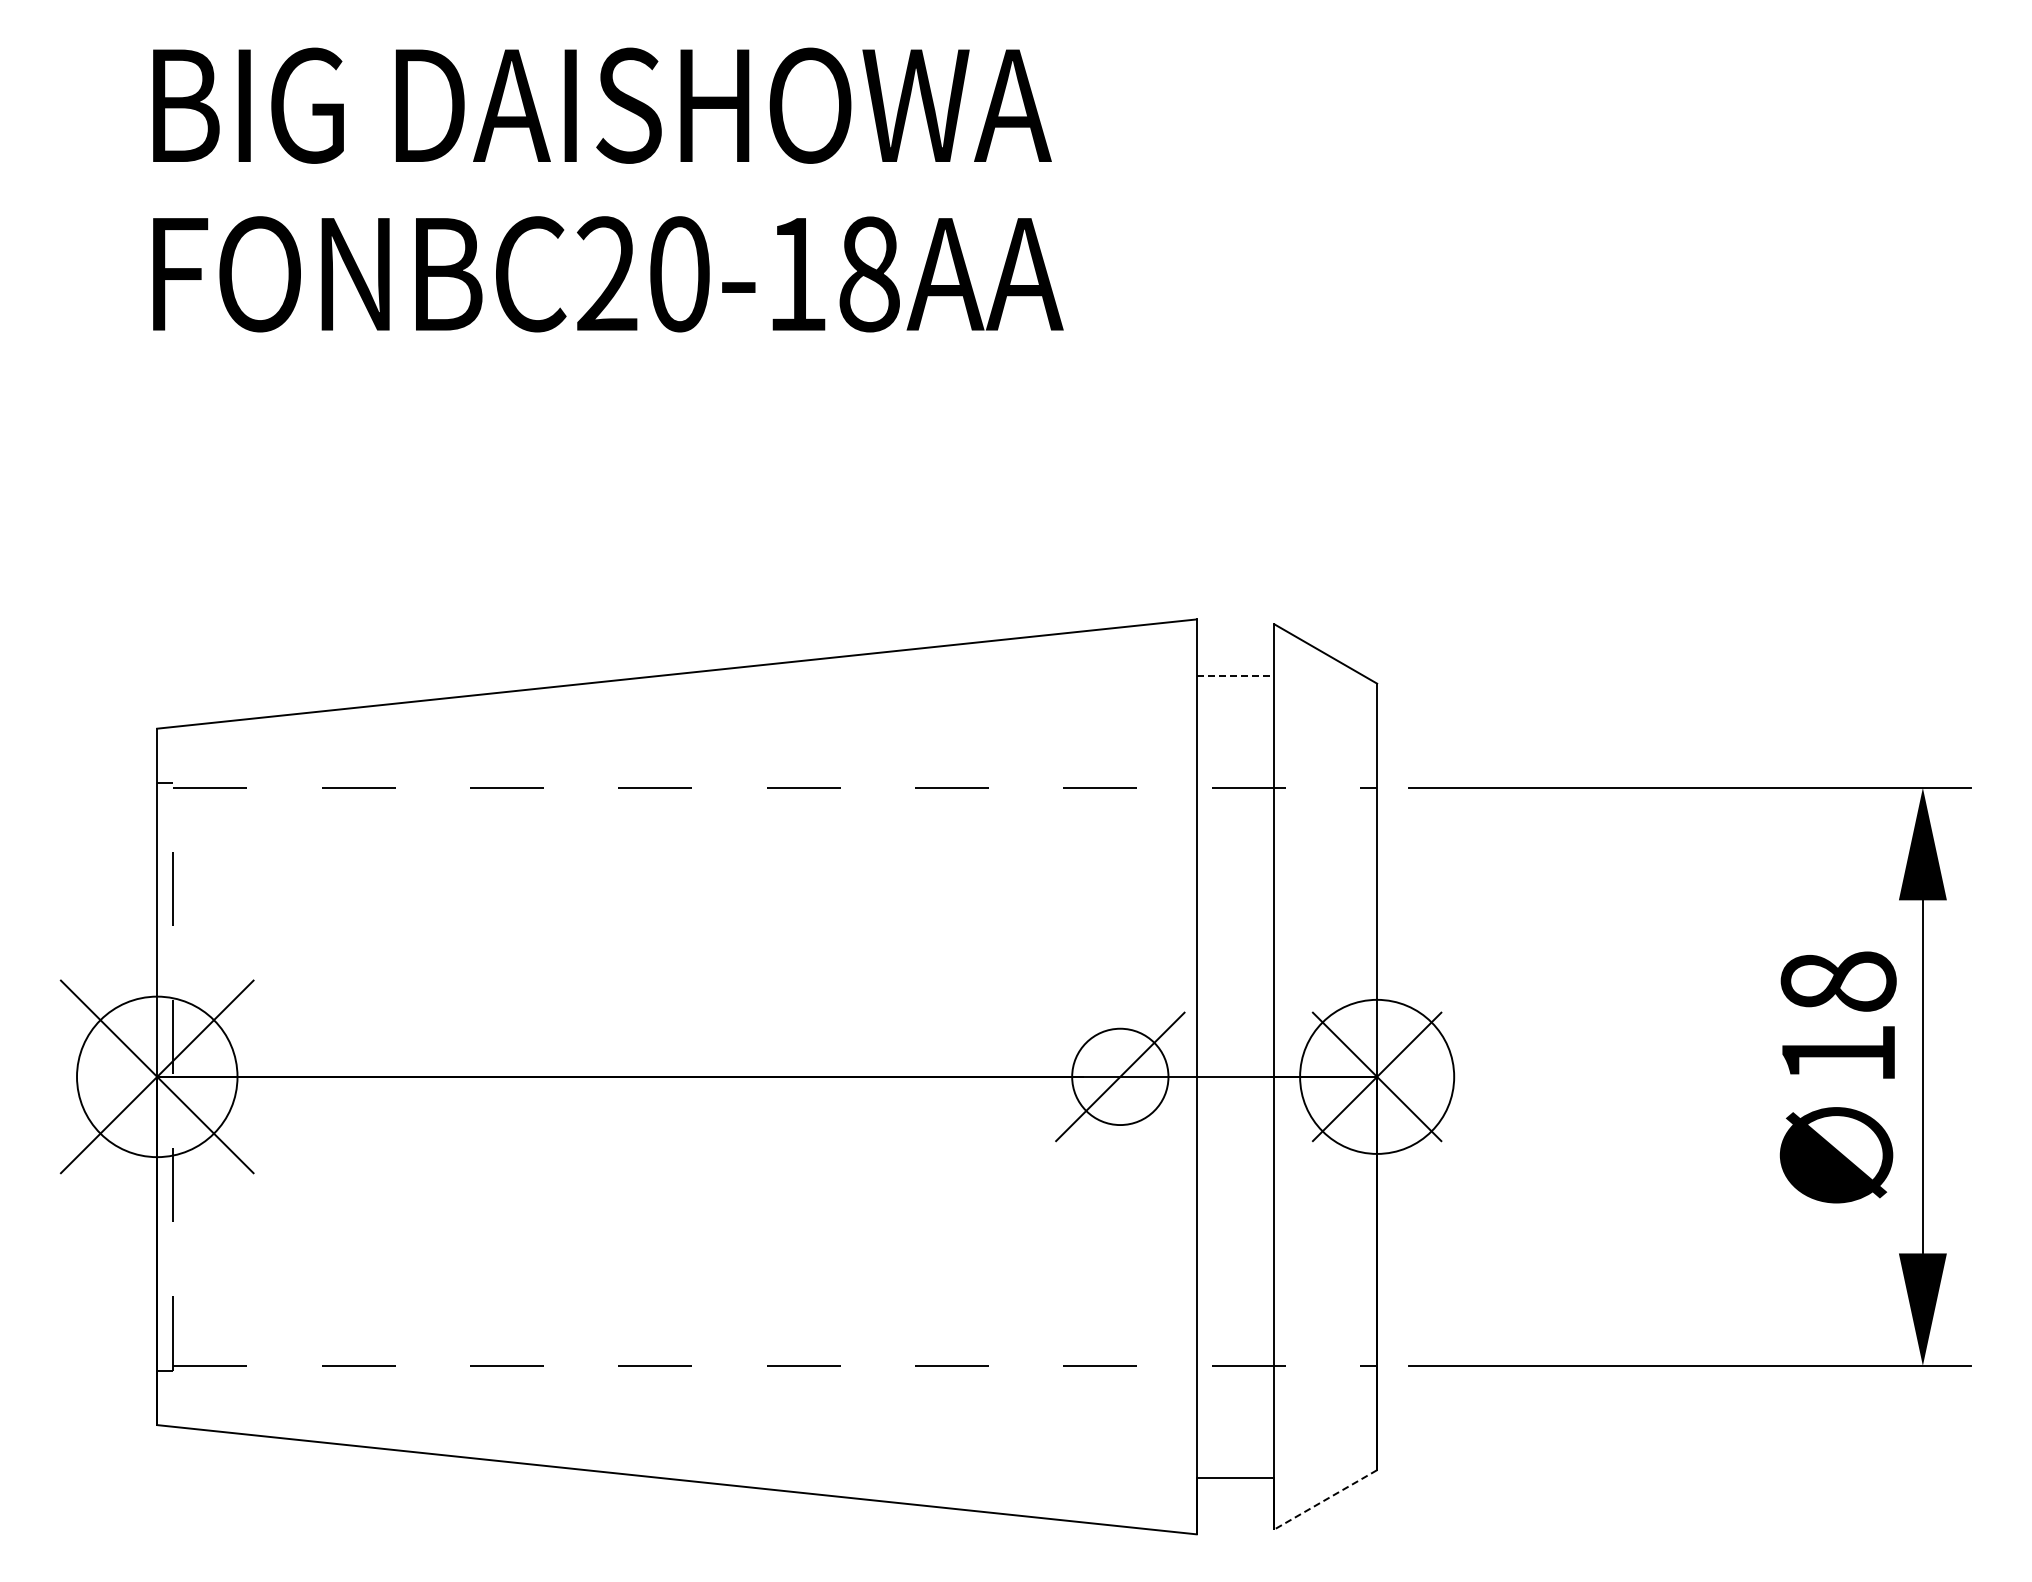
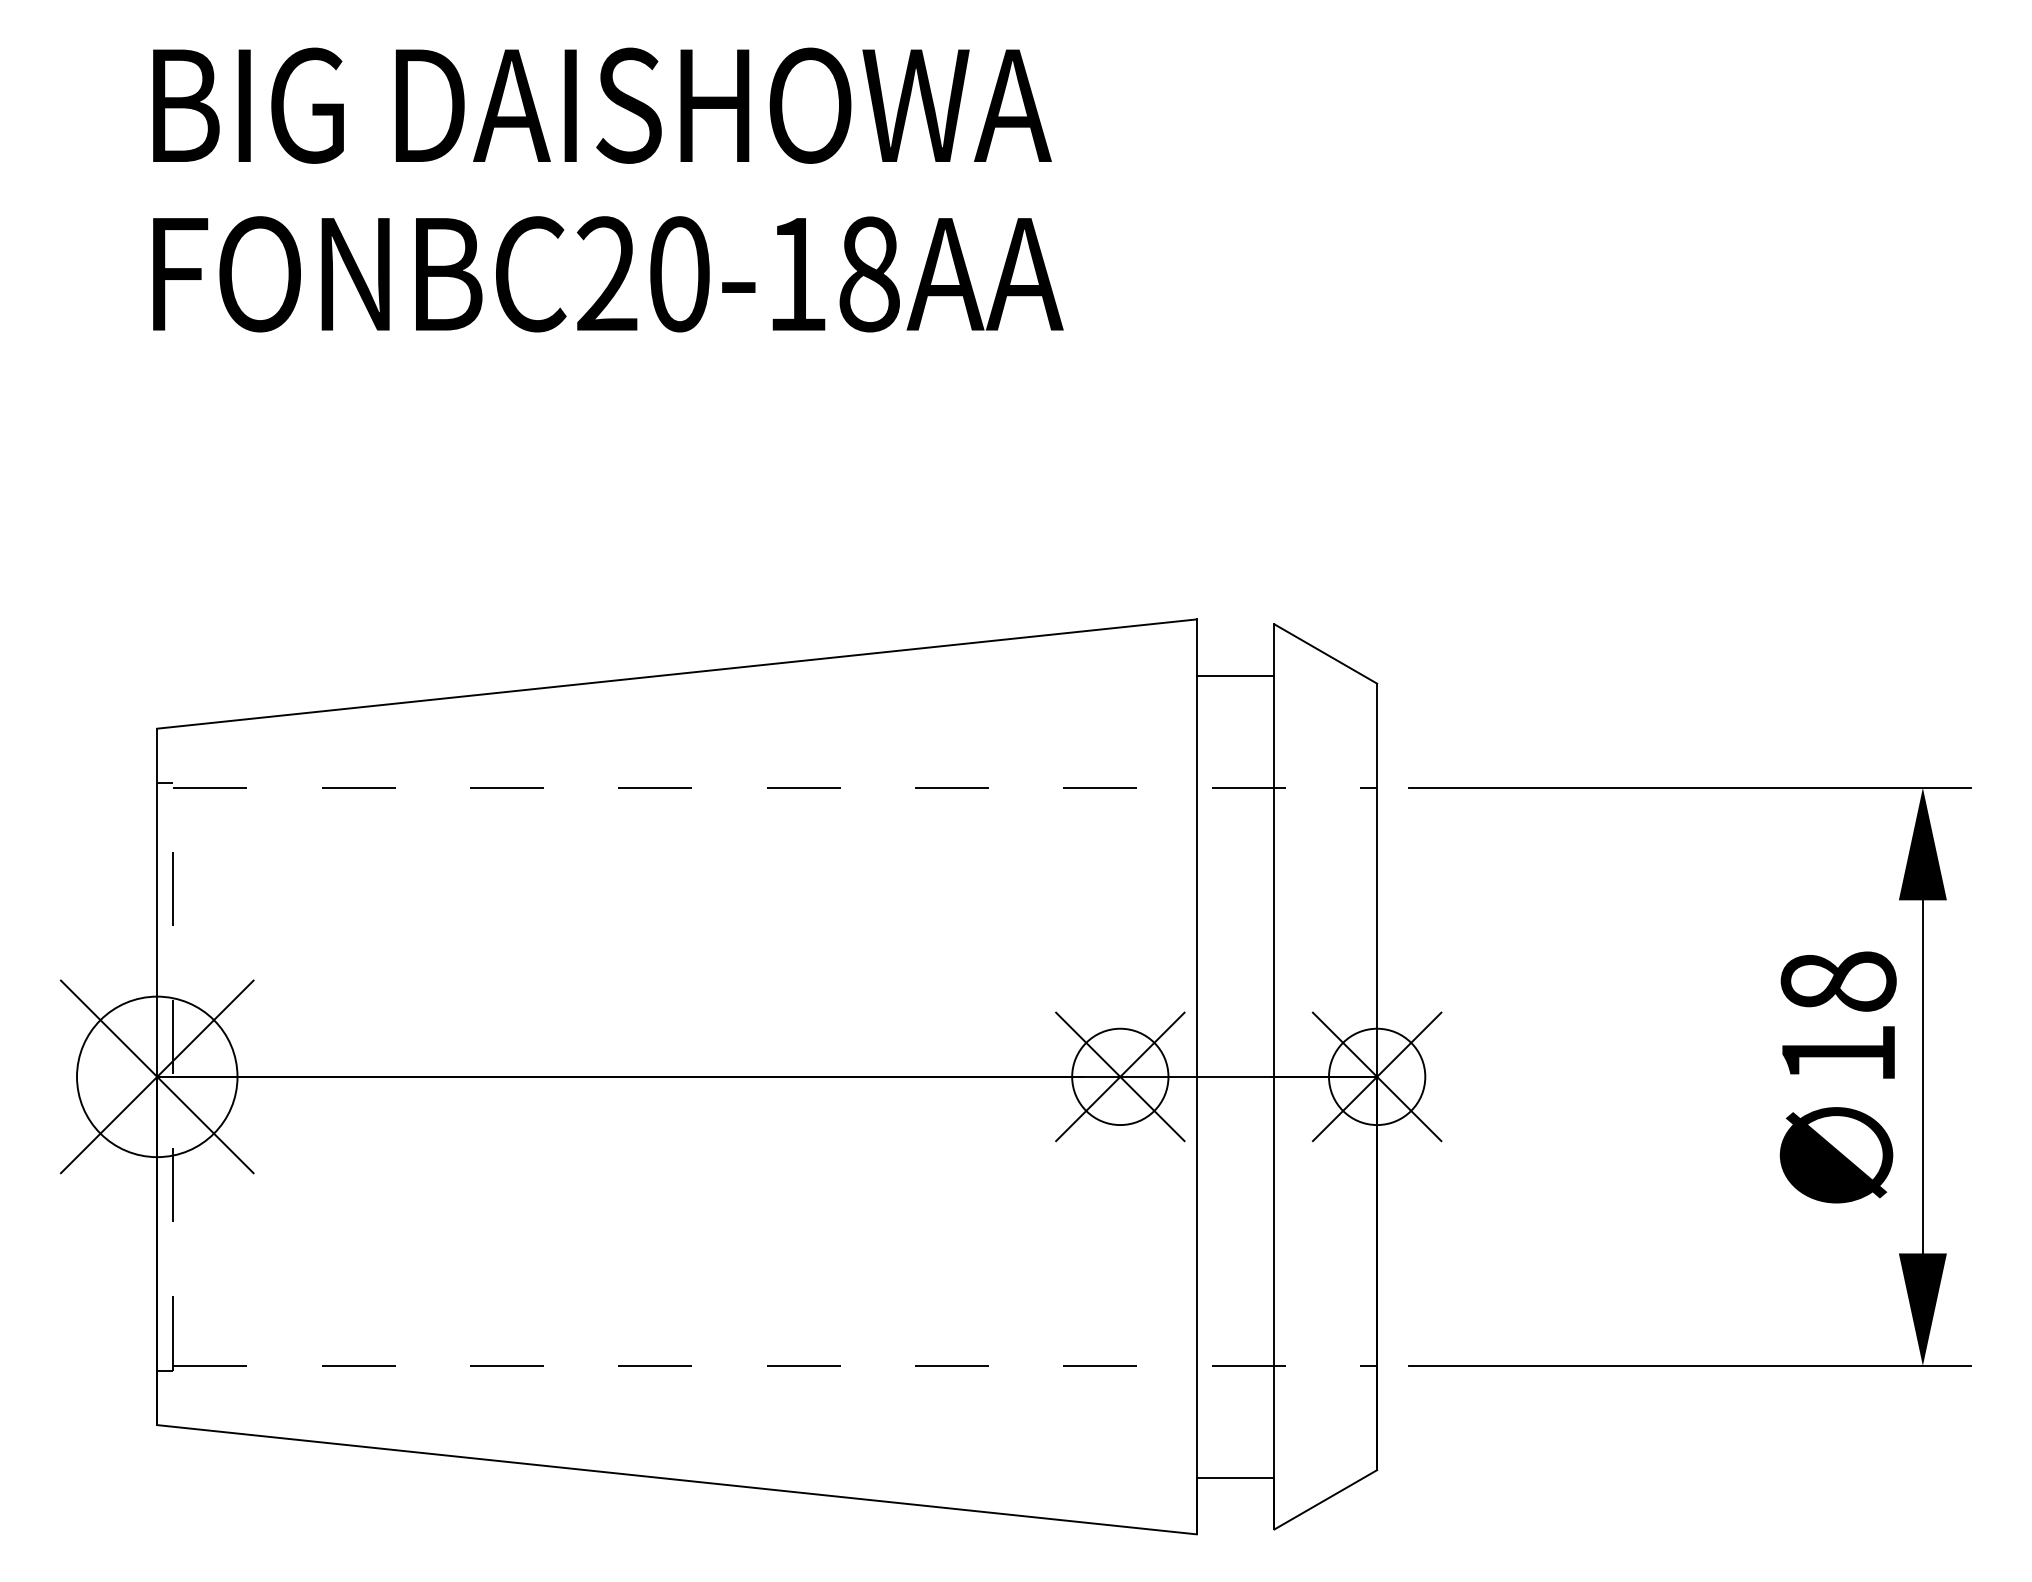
line: dashed -> solid (1235, 675)
line: none -> present (1120, 1076)
circle diameter: 154 px -> 96 px (1376, 1076)
line: dashed -> solid (1325, 1500)
